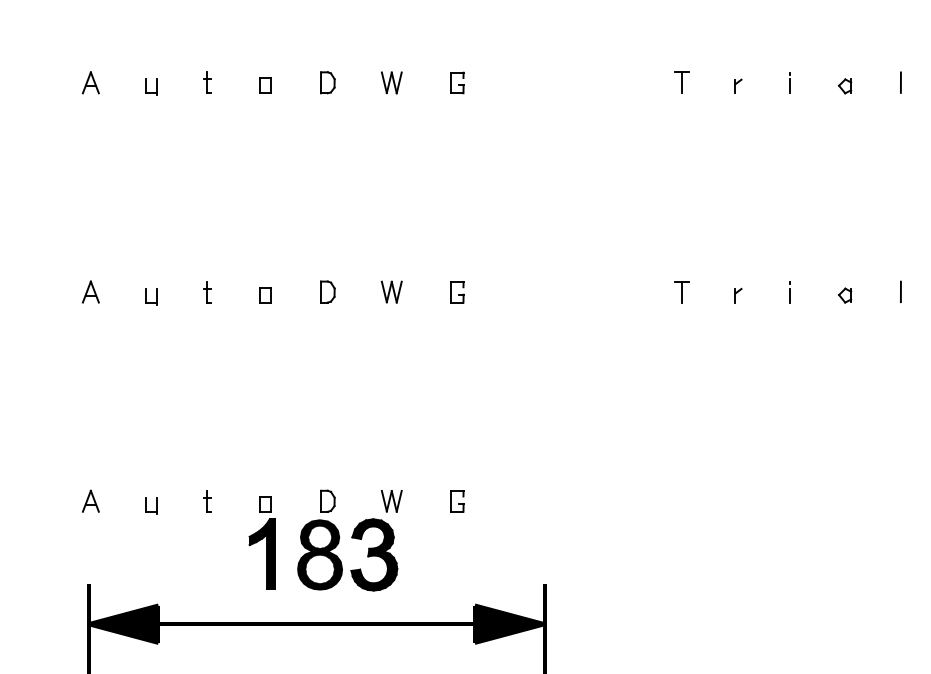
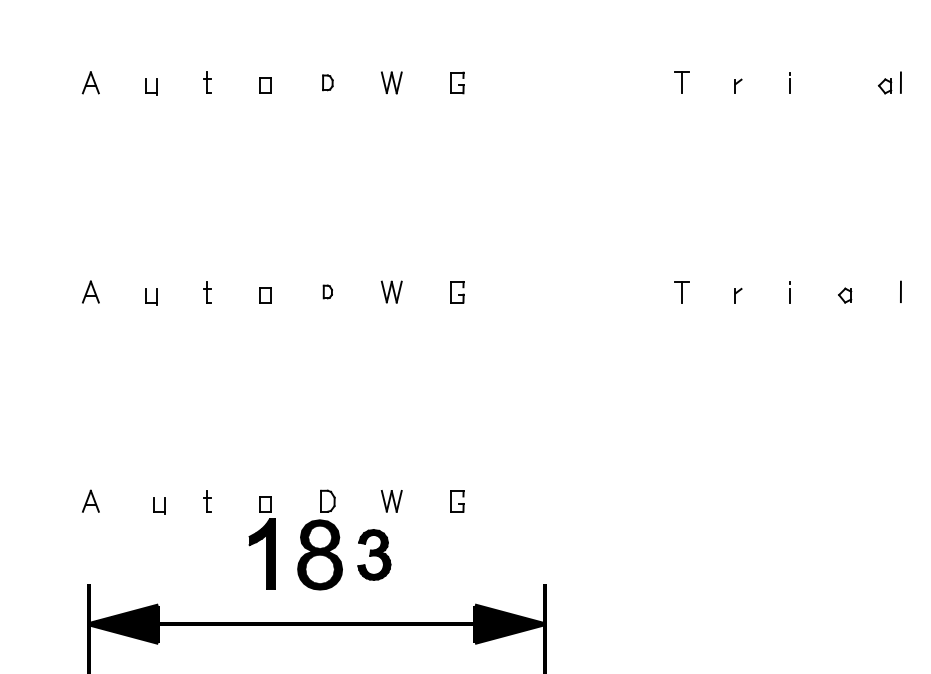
part size: 16x24 px -> 12x18 px (327, 82)
part position: (844, 86) -> (884, 86) (884, 86)
part size: 16x24 px -> 11x16 px (327, 291)
part position: (151, 505) -> (159, 505) (159, 505)
part size: 49x74 px -> 35x52 px (374, 554)
